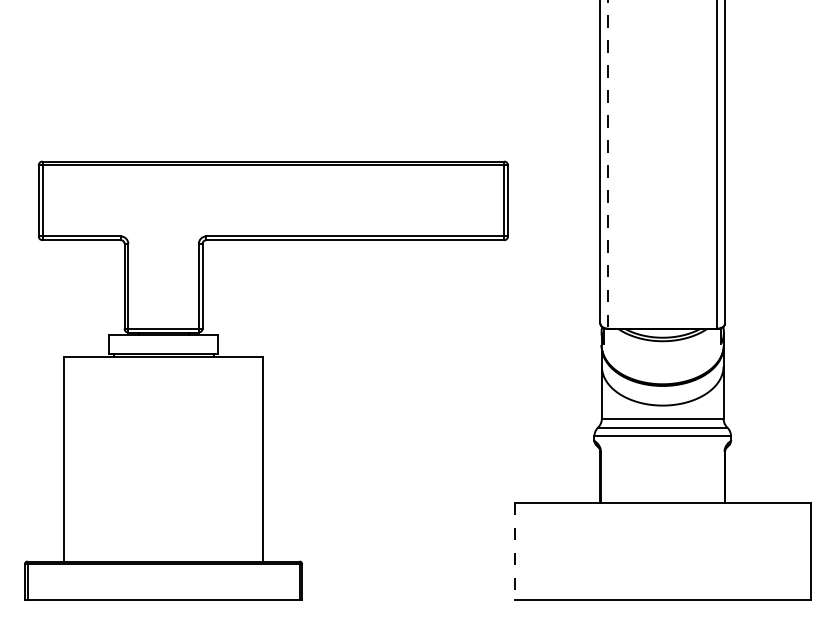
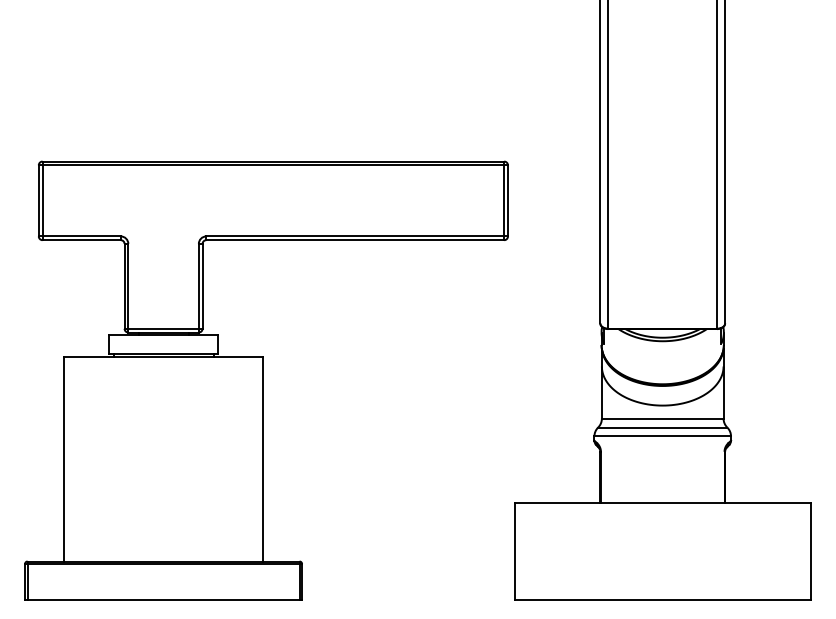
line: dashed -> solid (608, 165)
line: dashed -> solid (514, 551)
